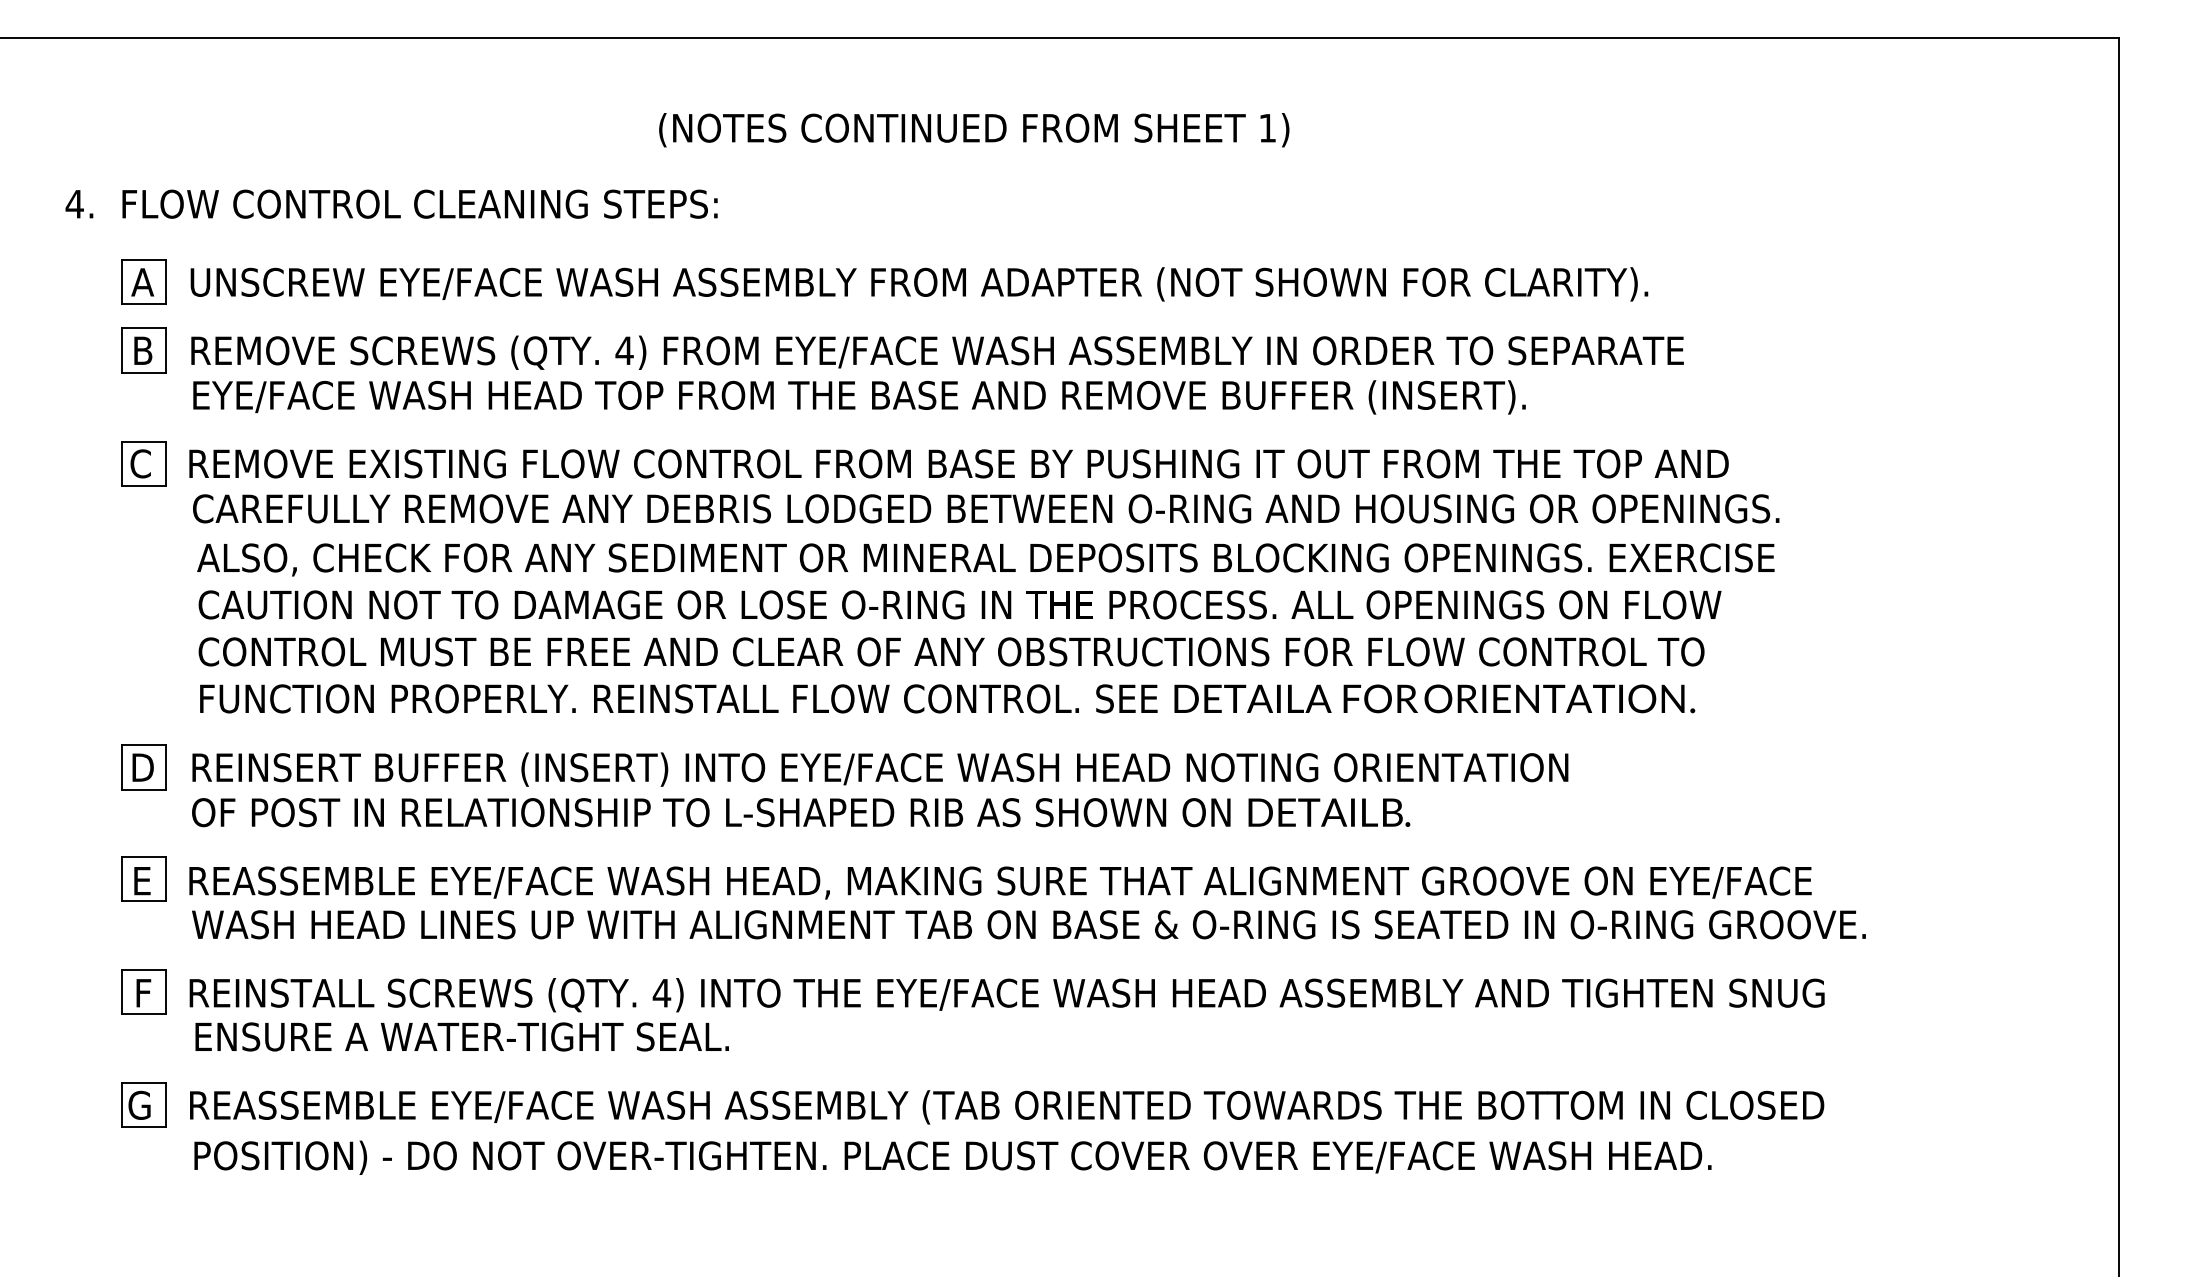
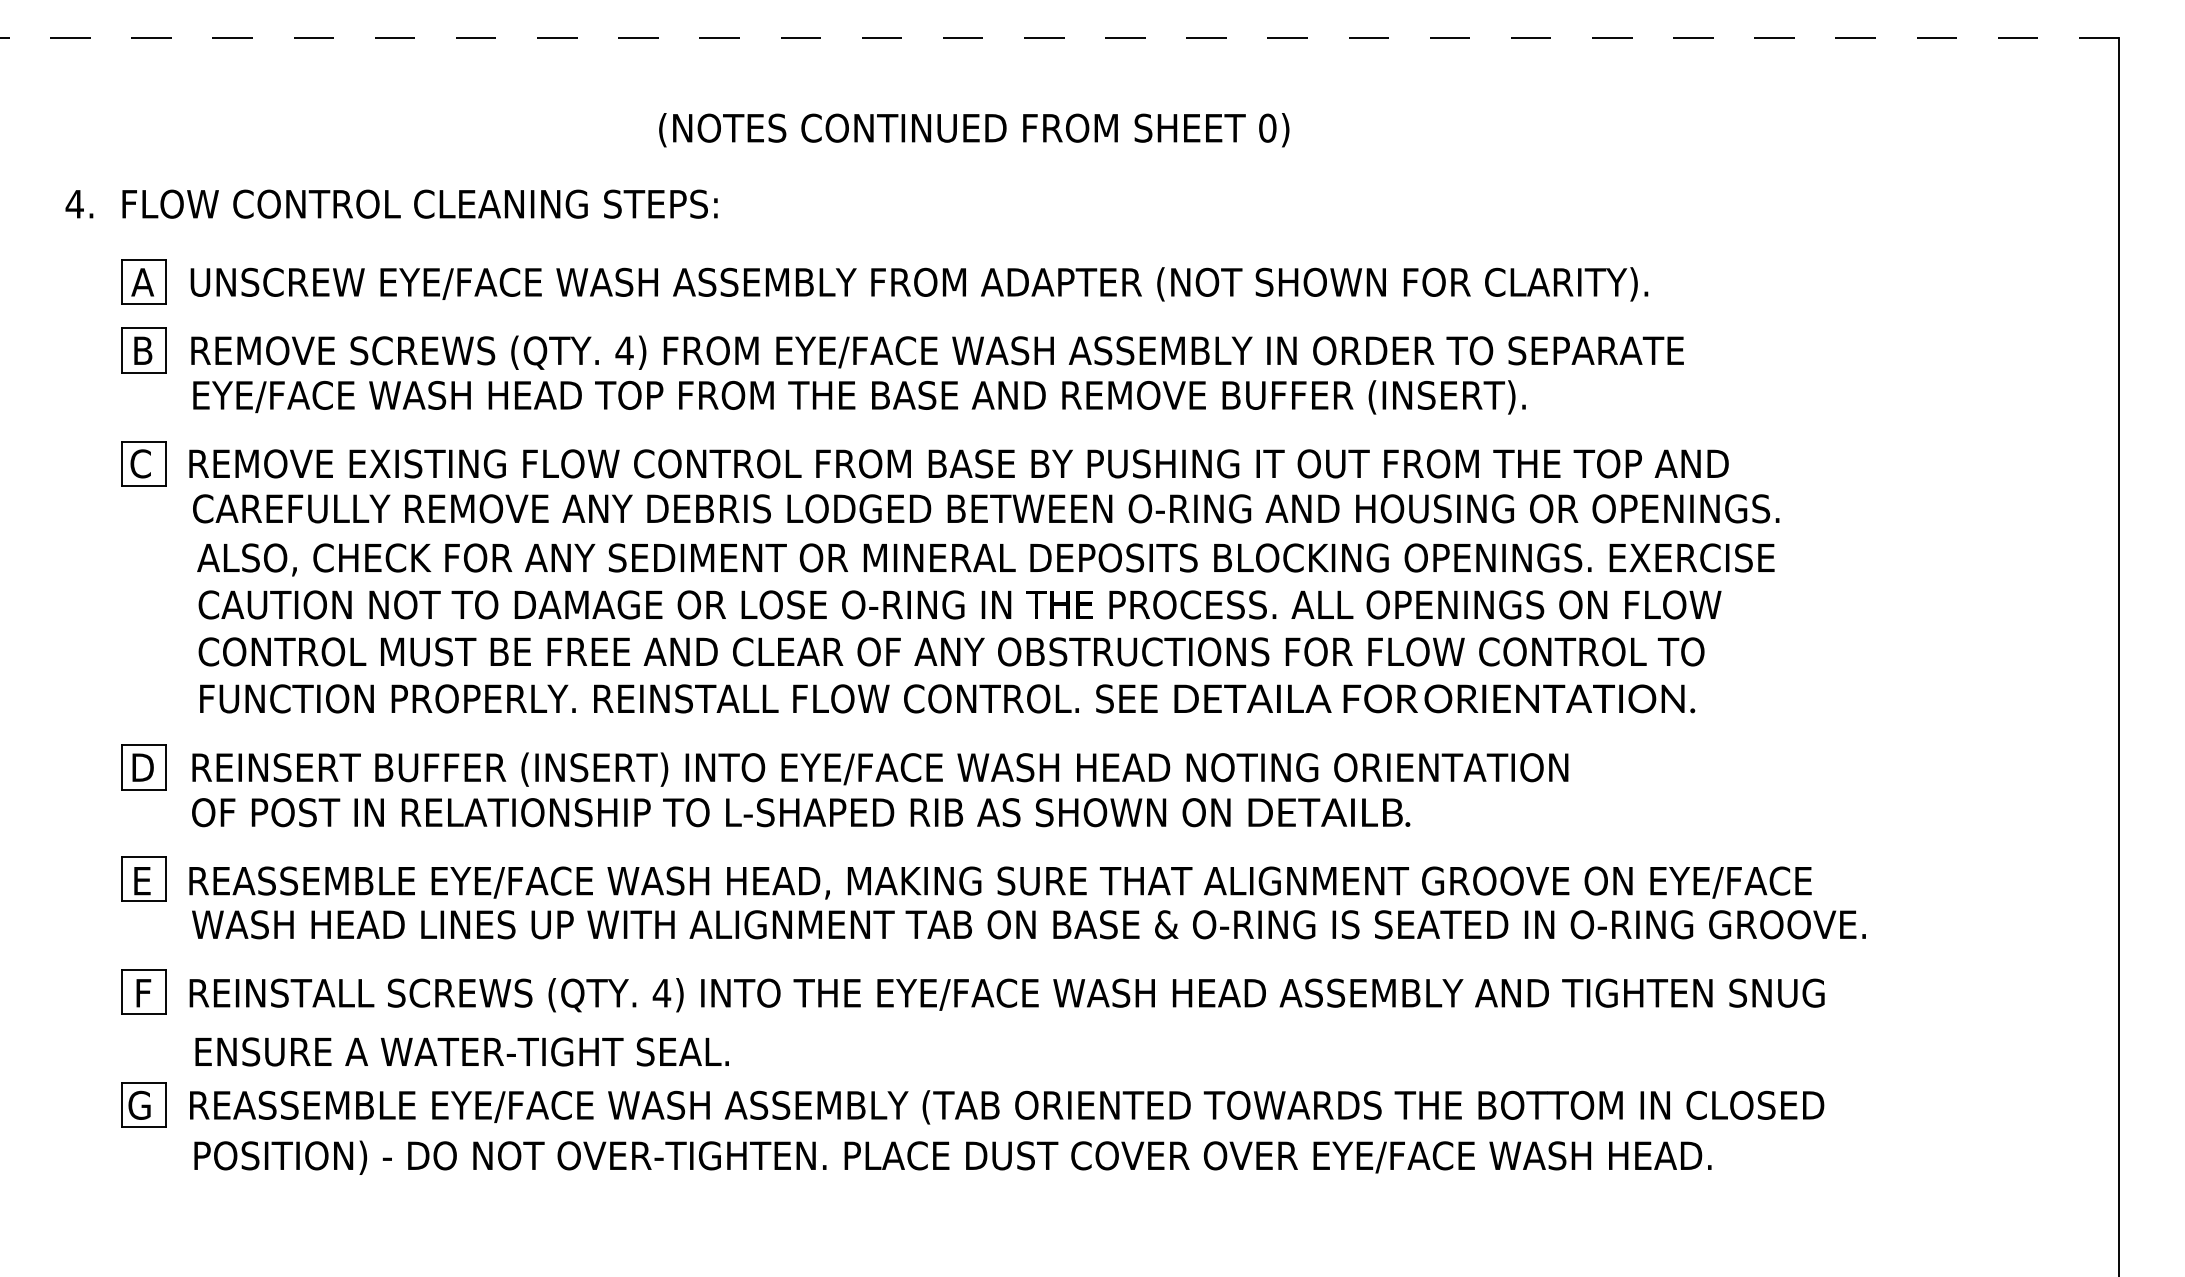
line: solid -> dashed (1060, 38)
text: 1) -> 0) (1267, 127)
text position: (461, 1036) -> (461, 1051) (461, 1051)
